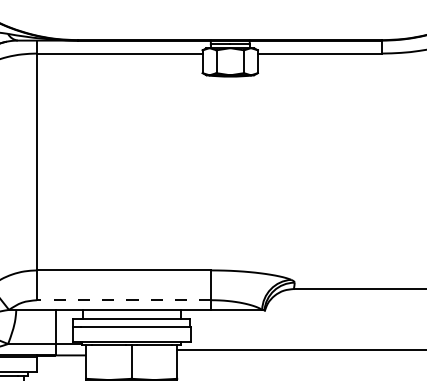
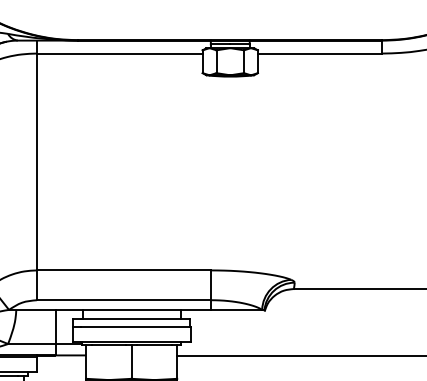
line: dashed -> solid (123, 300)
line position: (300, 349) -> (300, 355) (300, 355)
